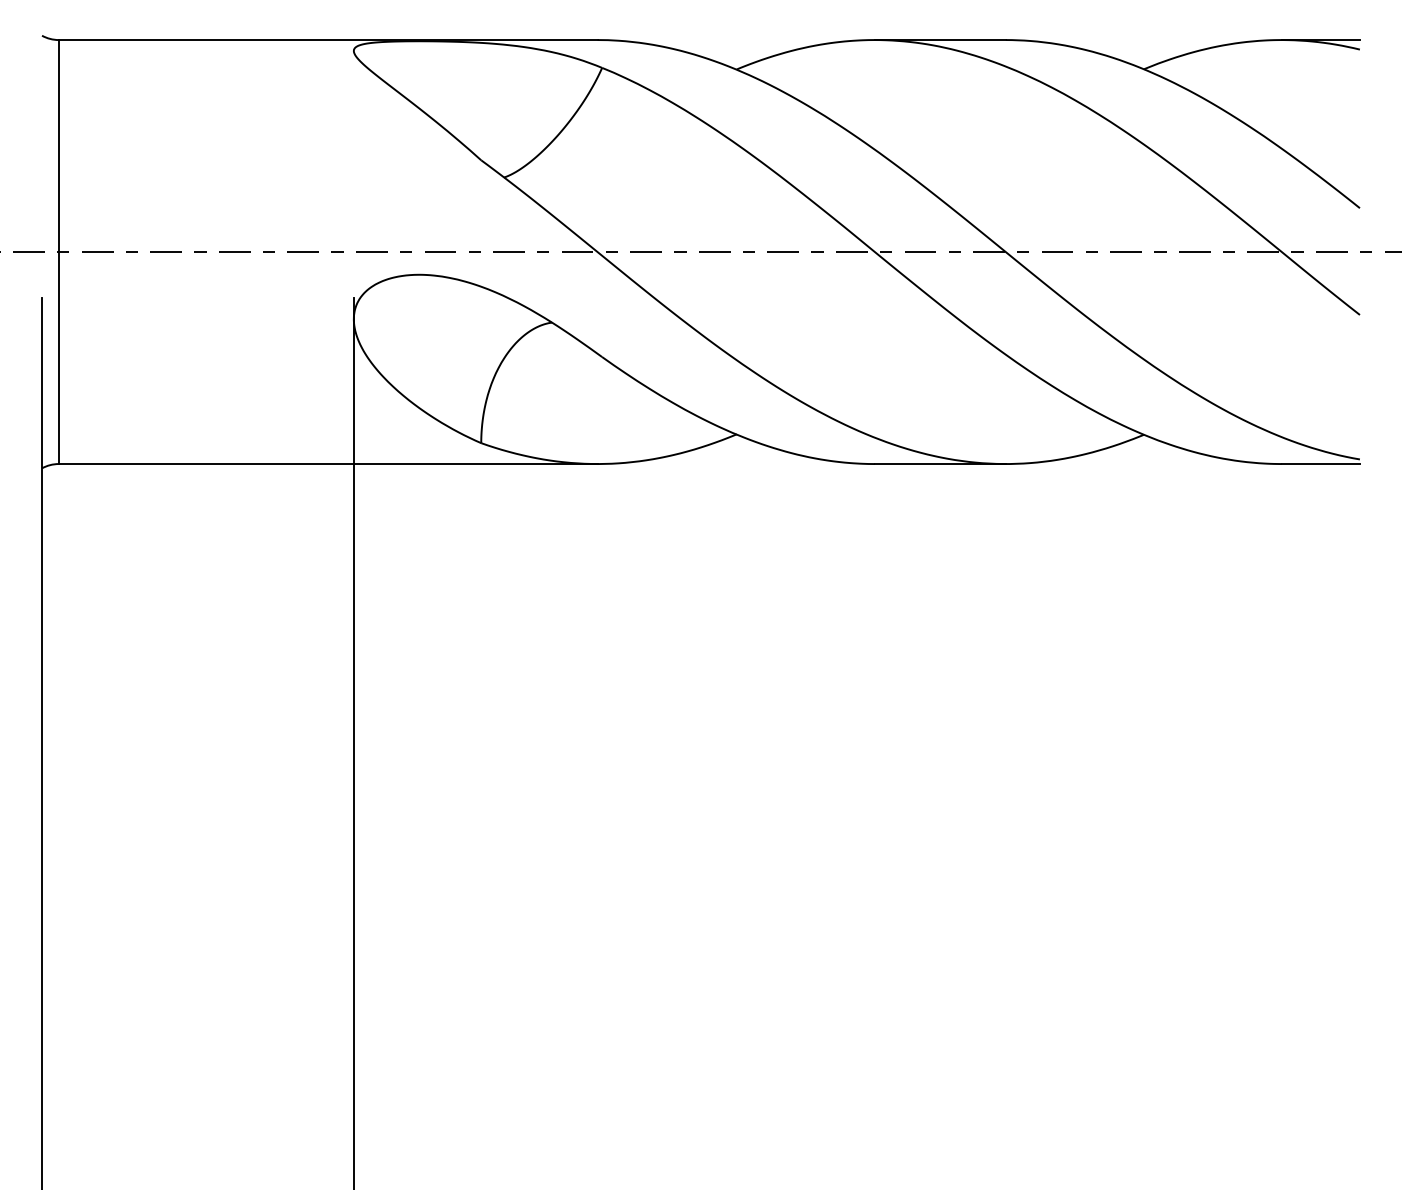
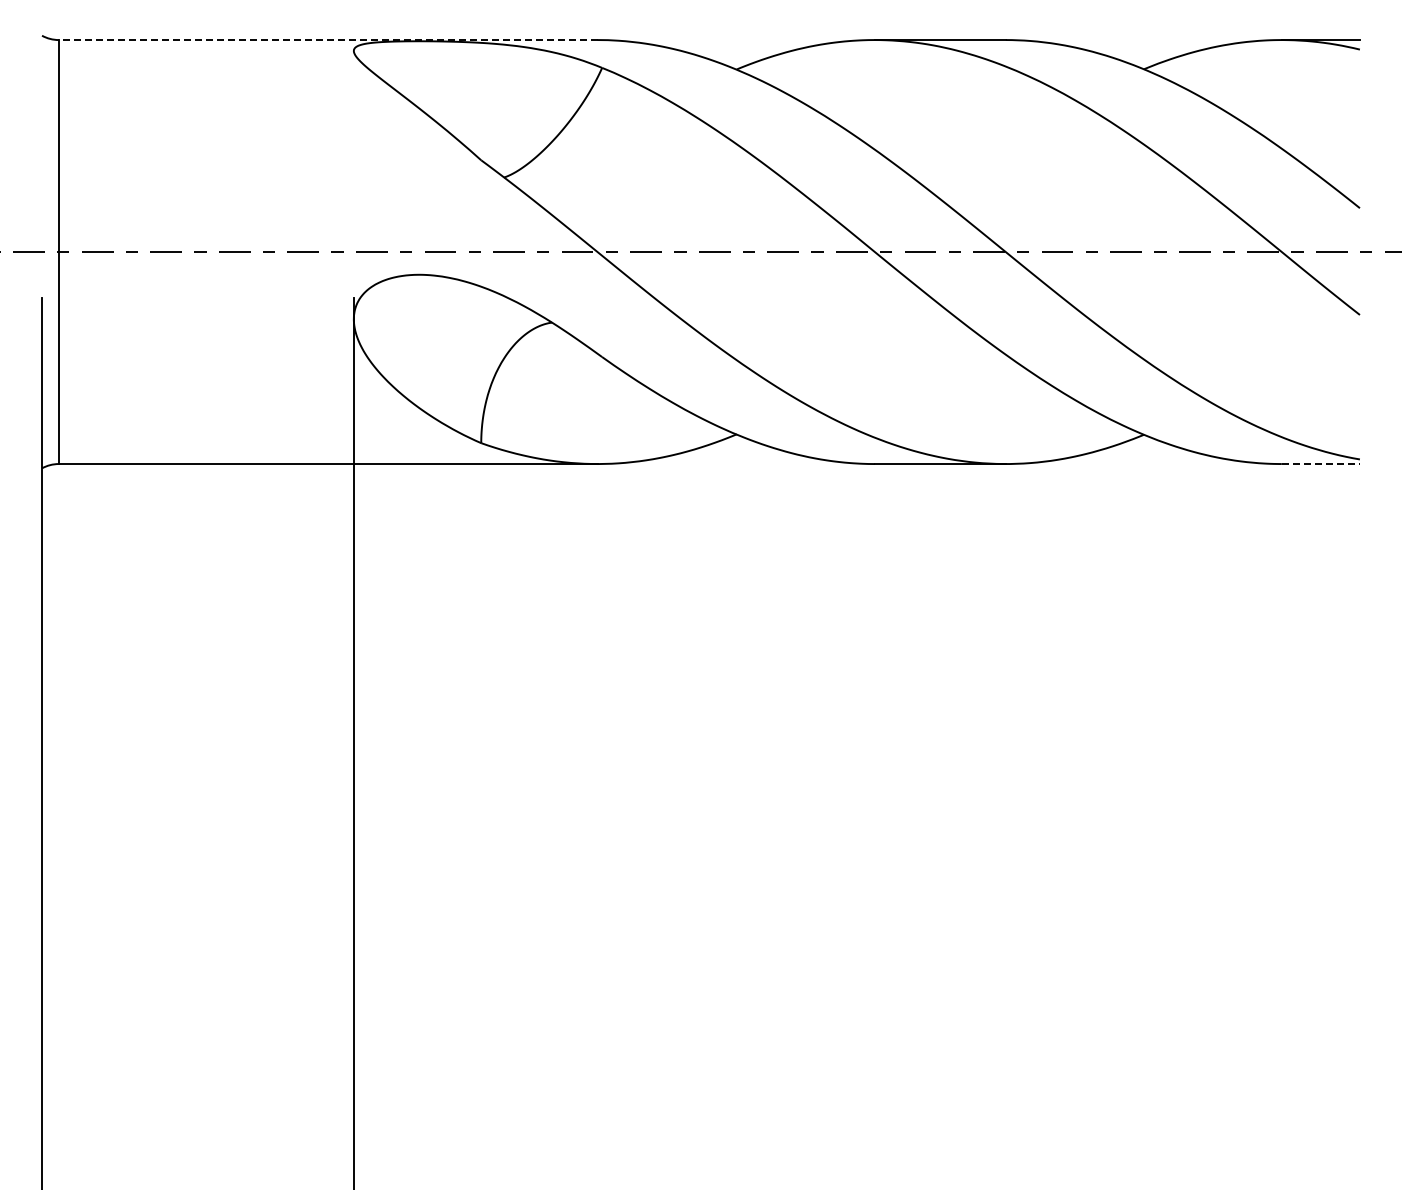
line: solid -> dashed (327, 40)
line: solid -> dashed (1321, 464)
